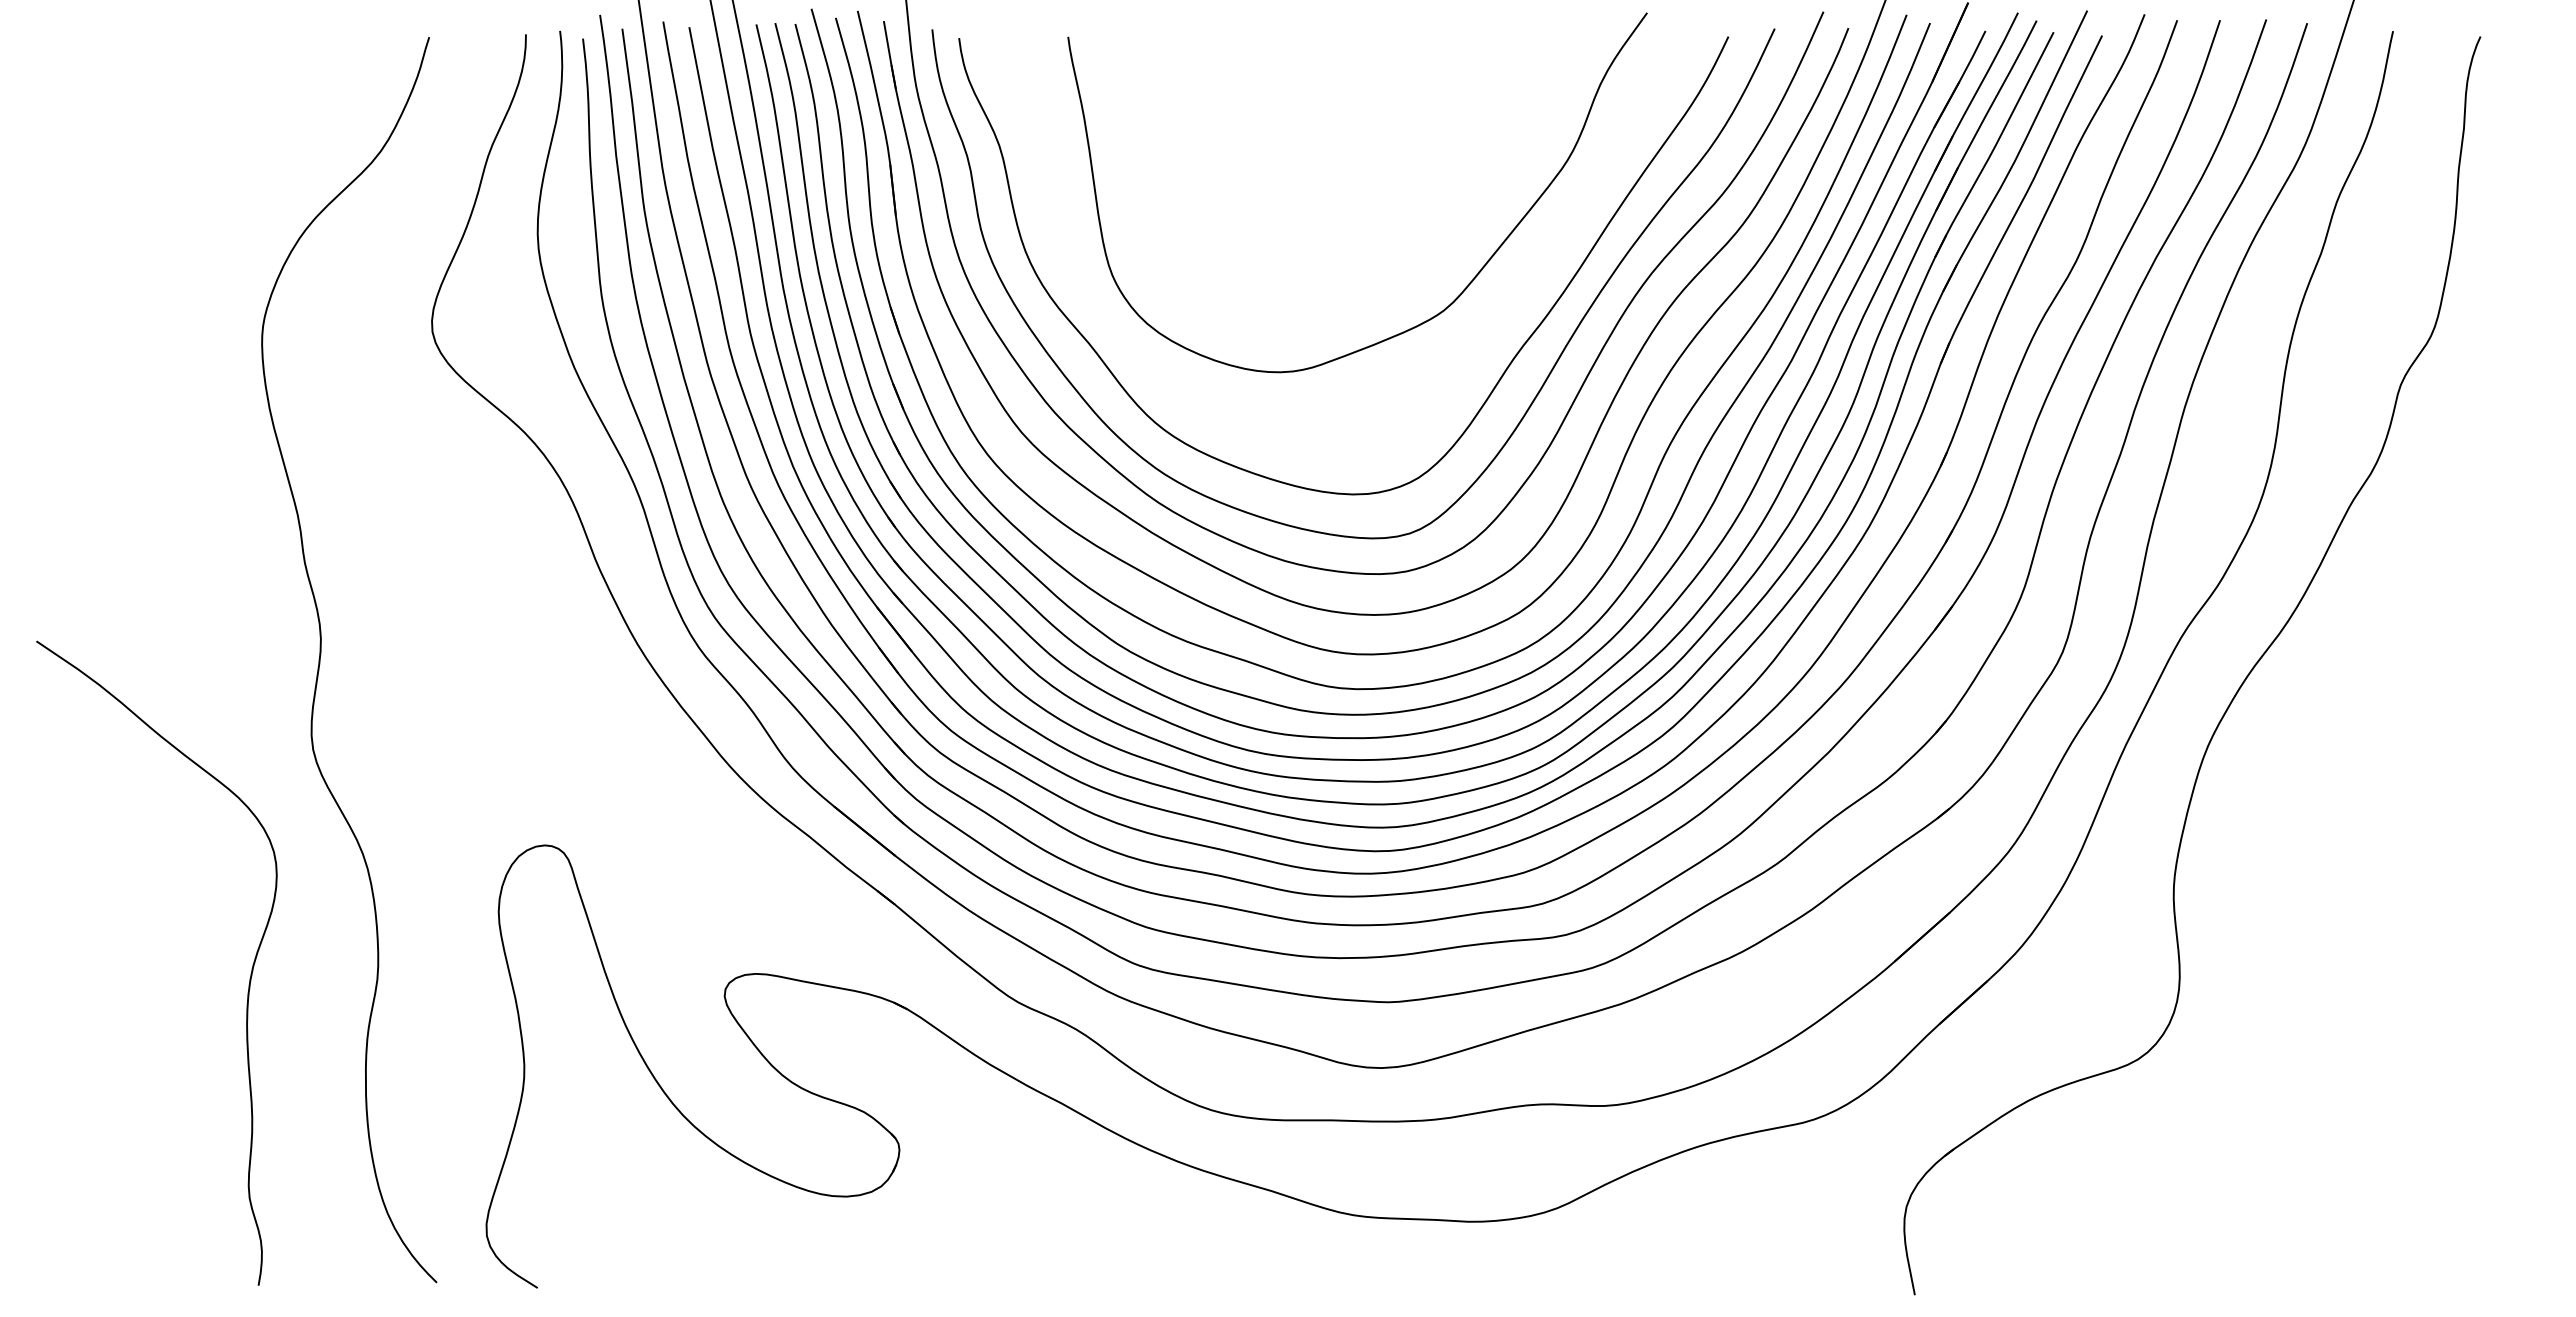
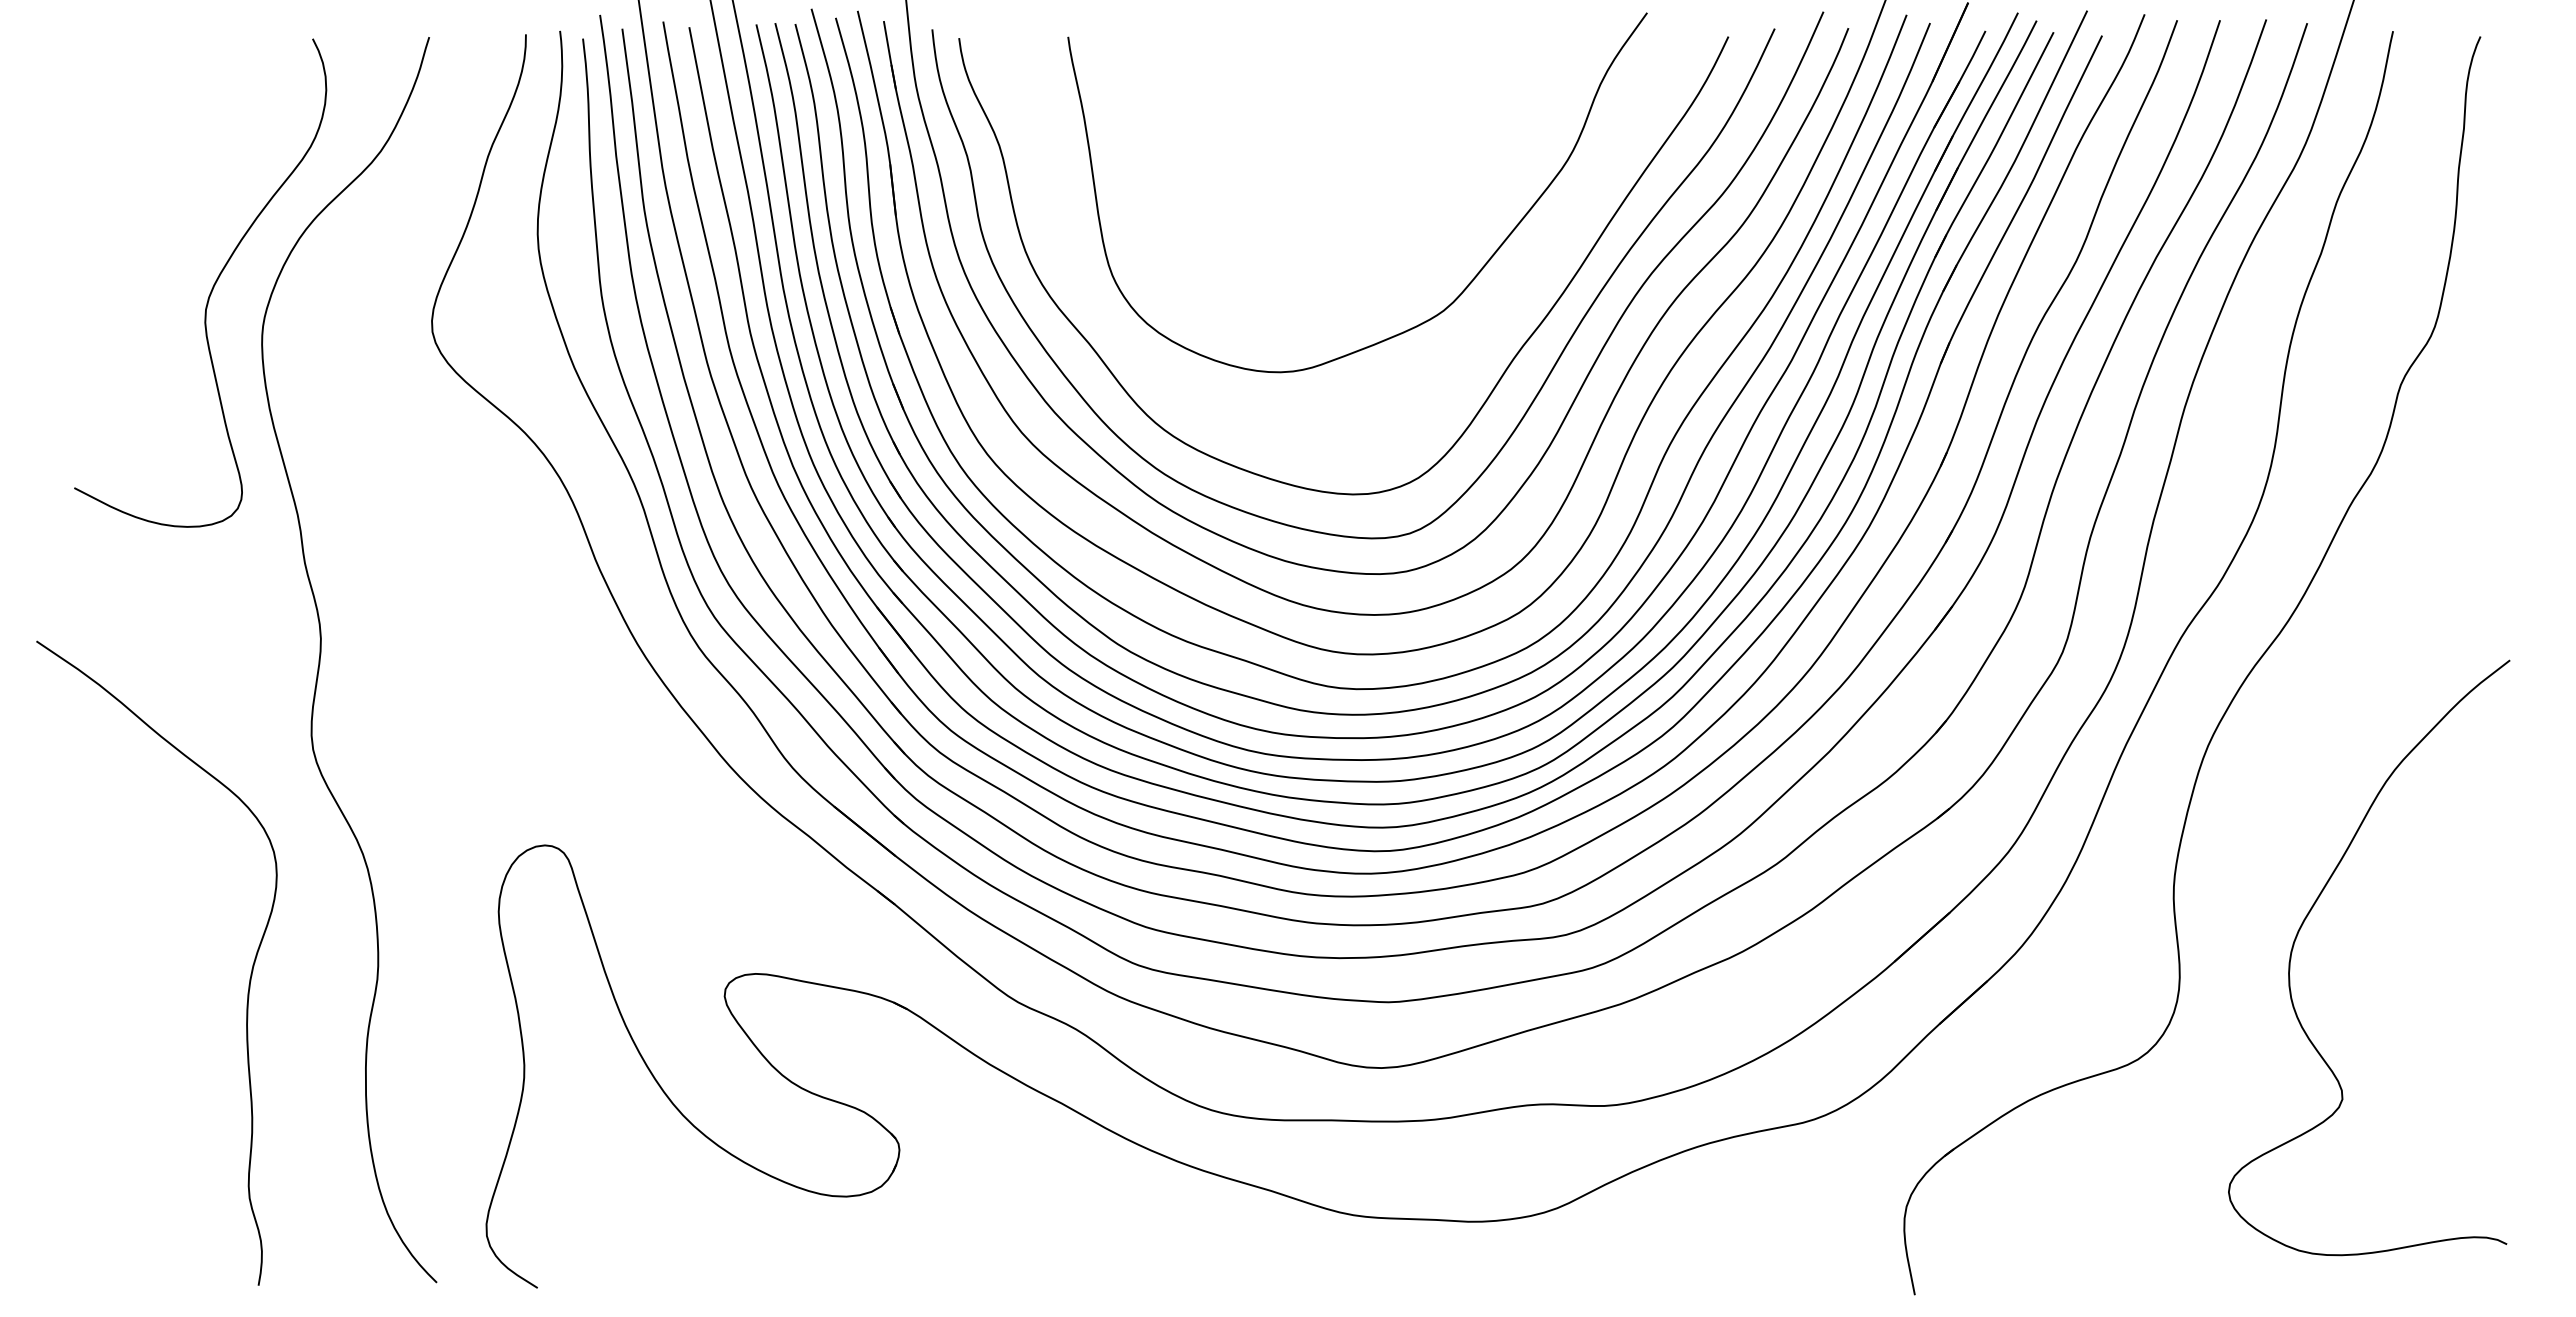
curve: none -> present (211, 288)
curve: none -> present (2307, 917)
